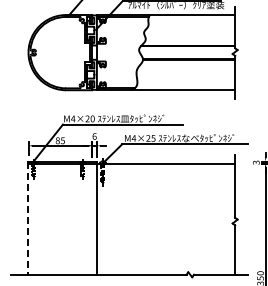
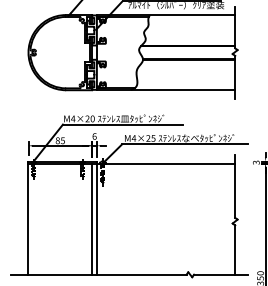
line: dashed -> solid (28, 218)
line: none -> present (92, 218)
